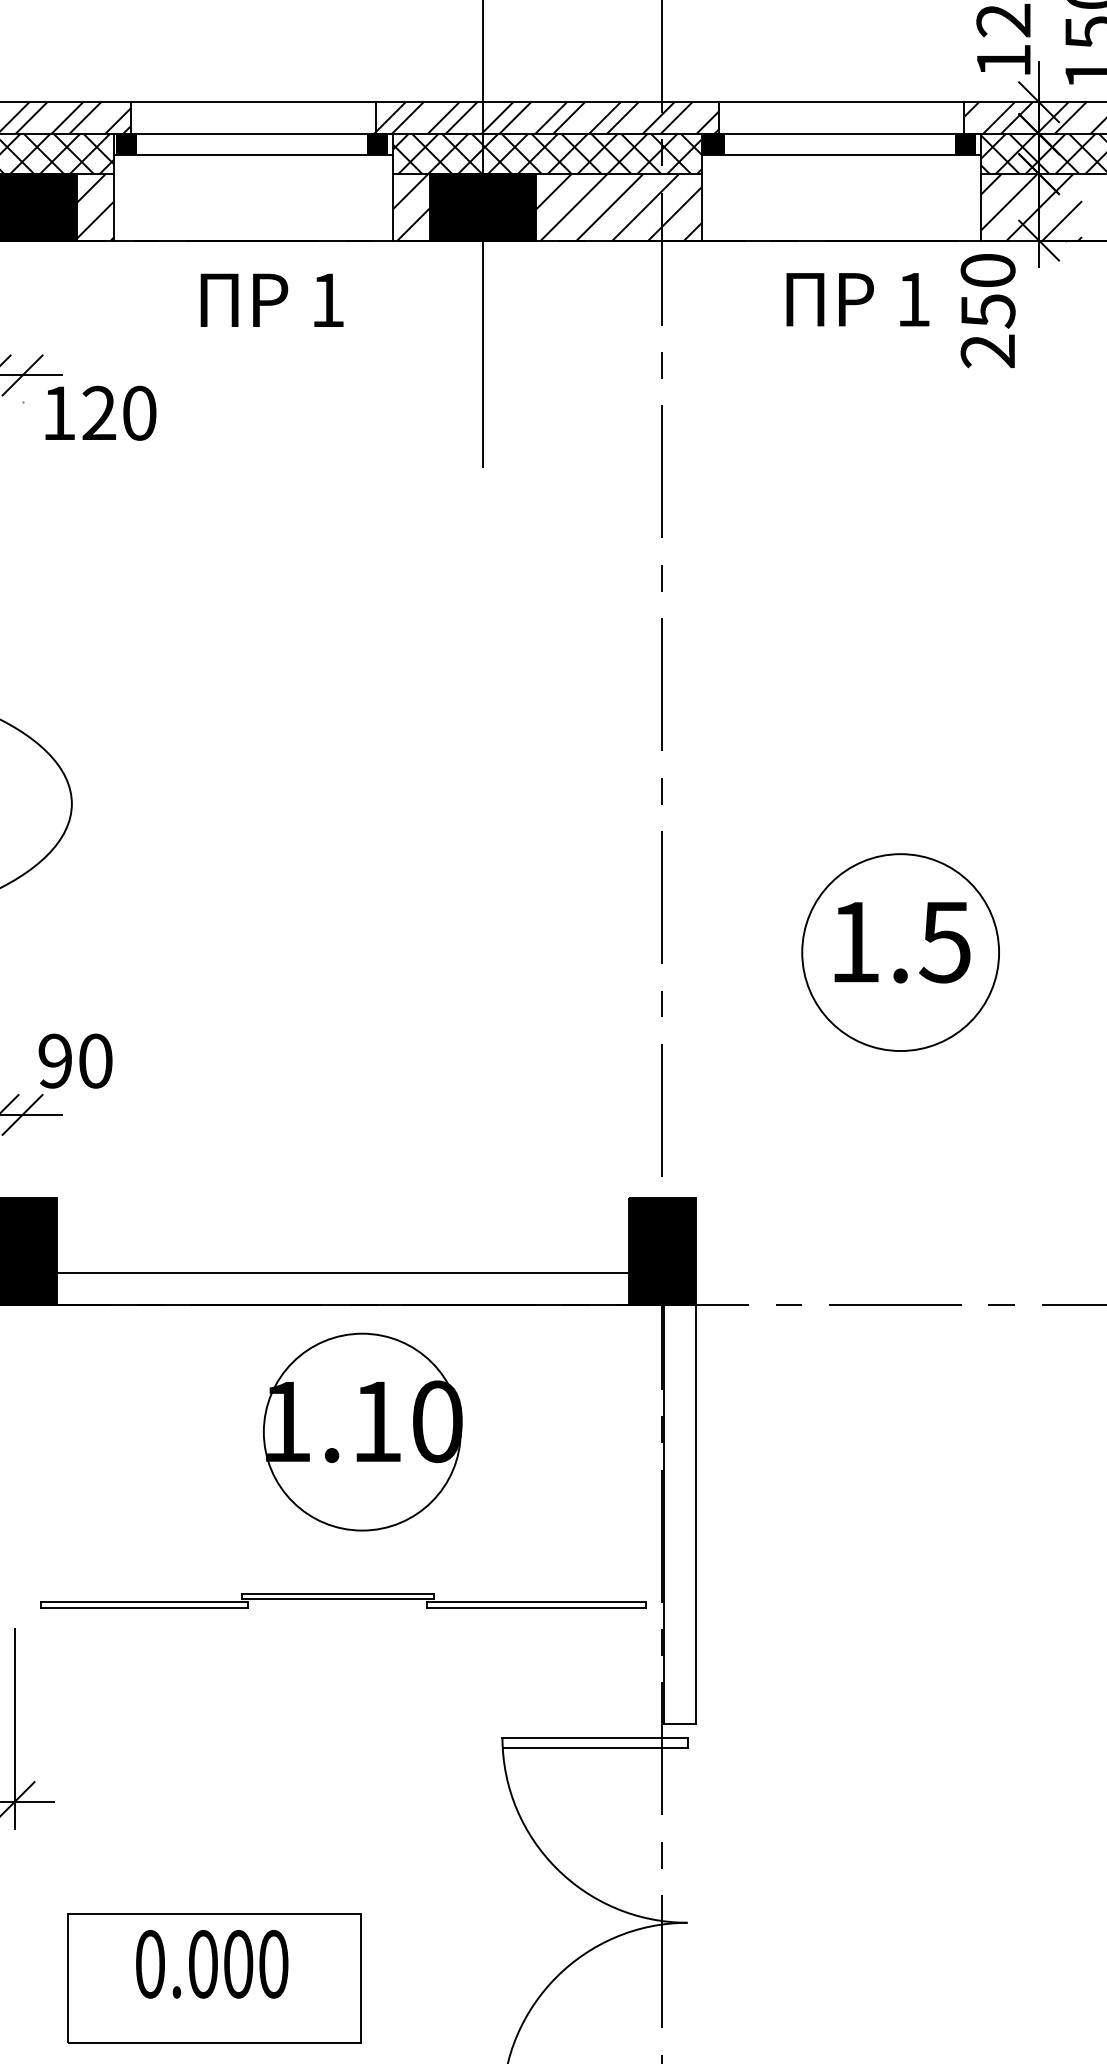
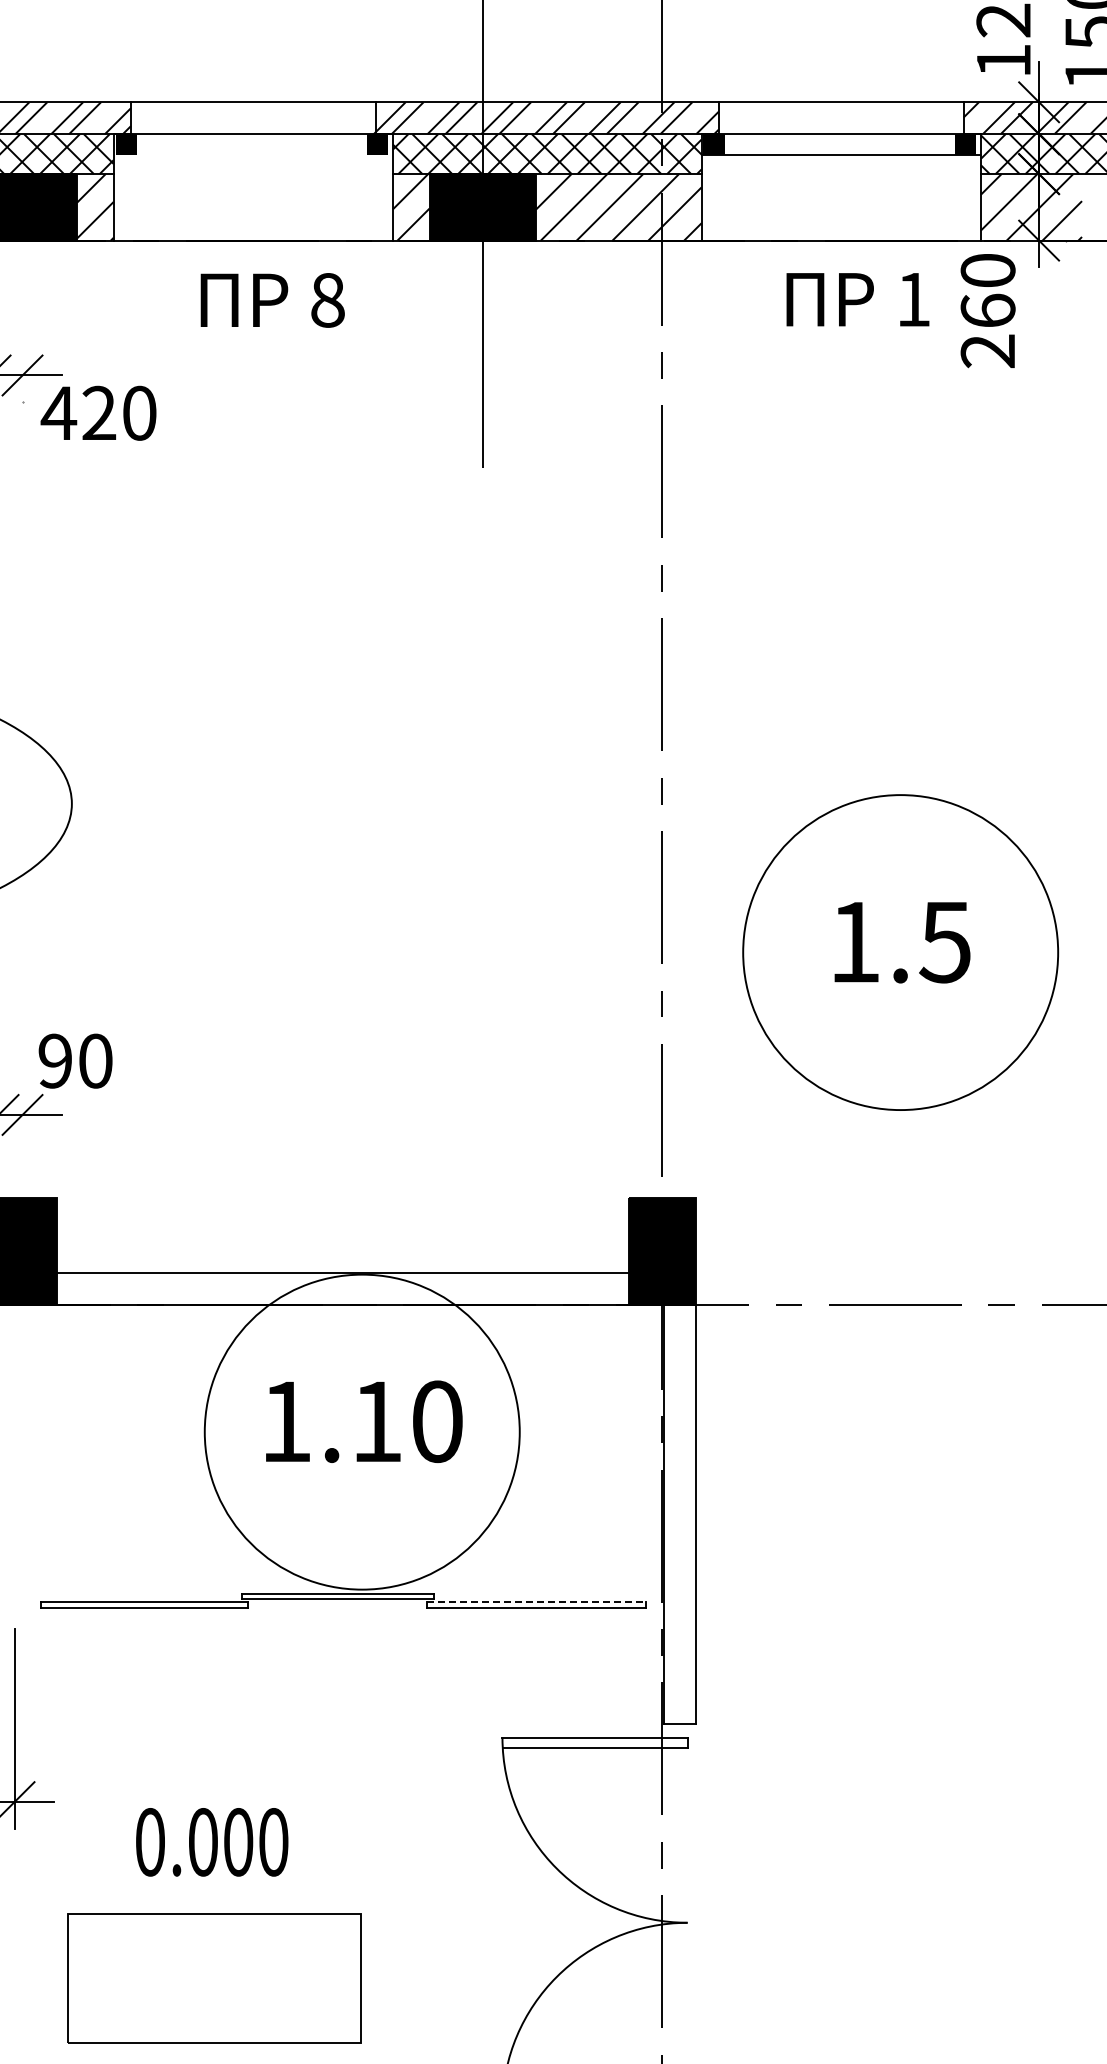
line: present -> none (253, 155)
text: 1 -> 8 (327, 300)
text: 250 -> 260 (987, 310)
text: 120 -> 420 (58, 412)
circle diameter: 197 px -> 315 px (900, 952)
circle diameter: 197 px -> 315 px (361, 1431)
line: solid -> dashed (536, 1602)
text position: (212, 1964) -> (212, 1842) (212, 1842)
